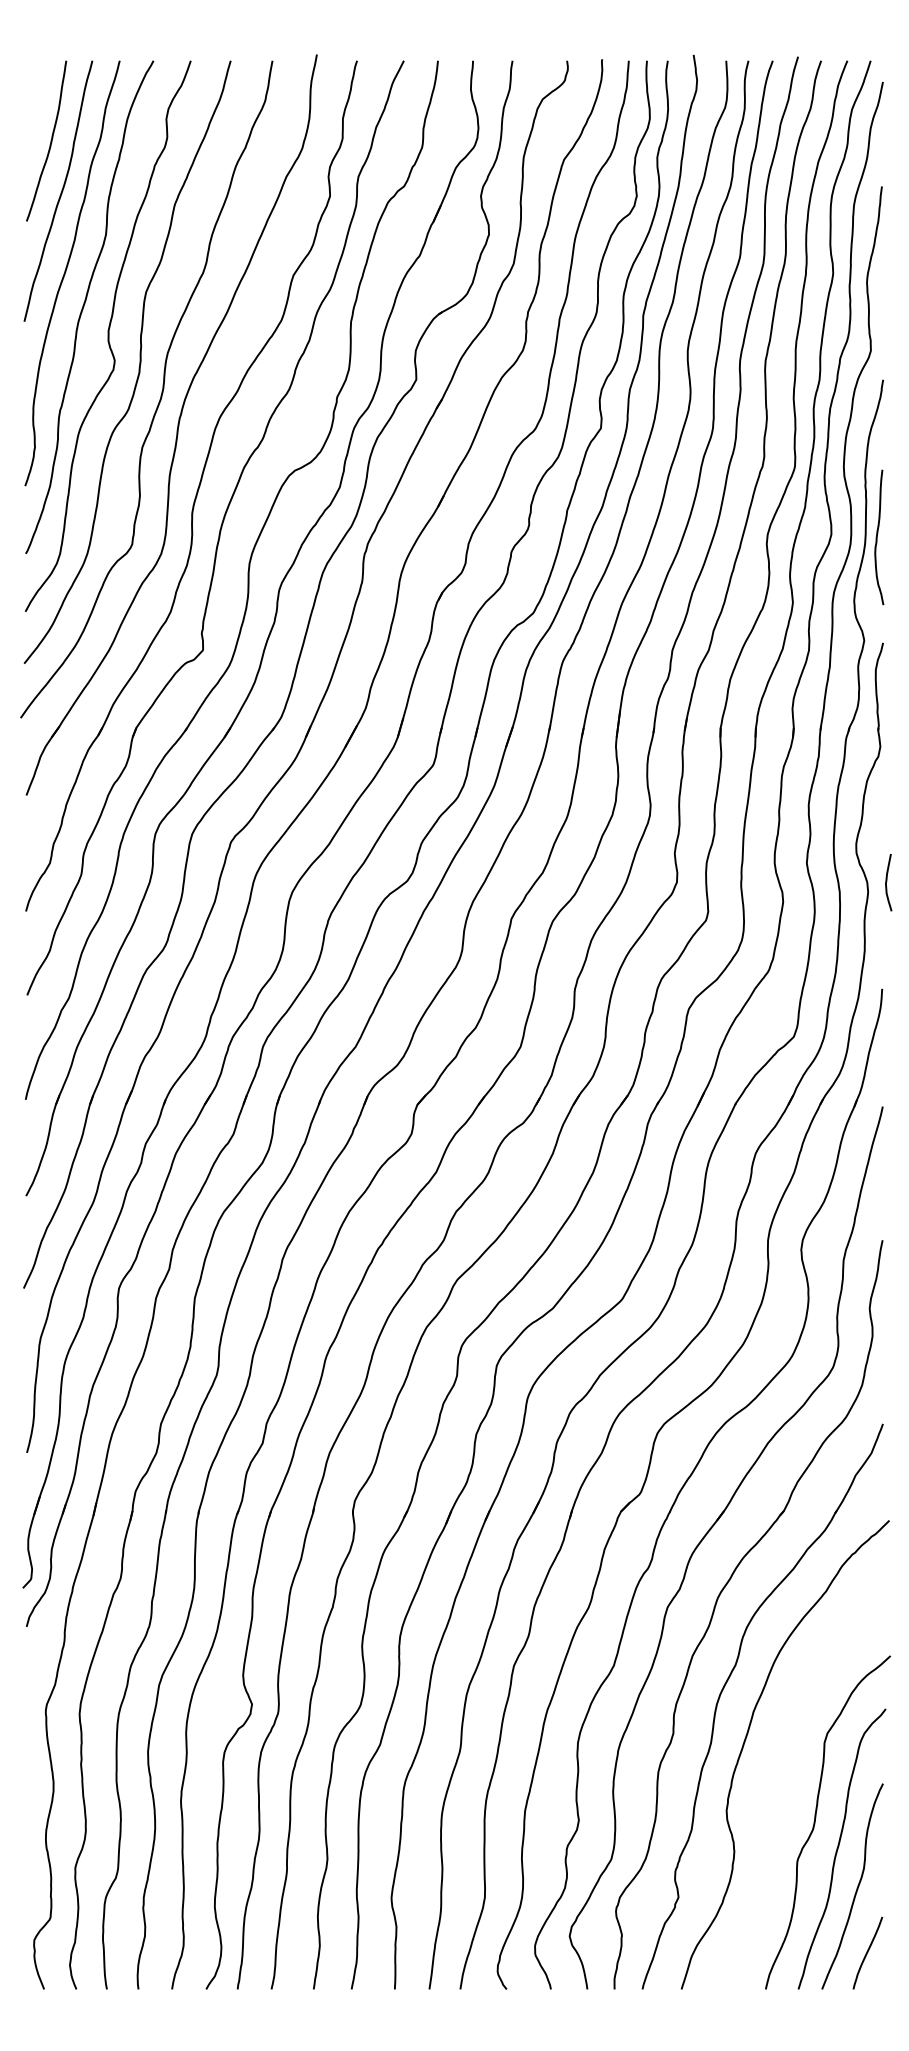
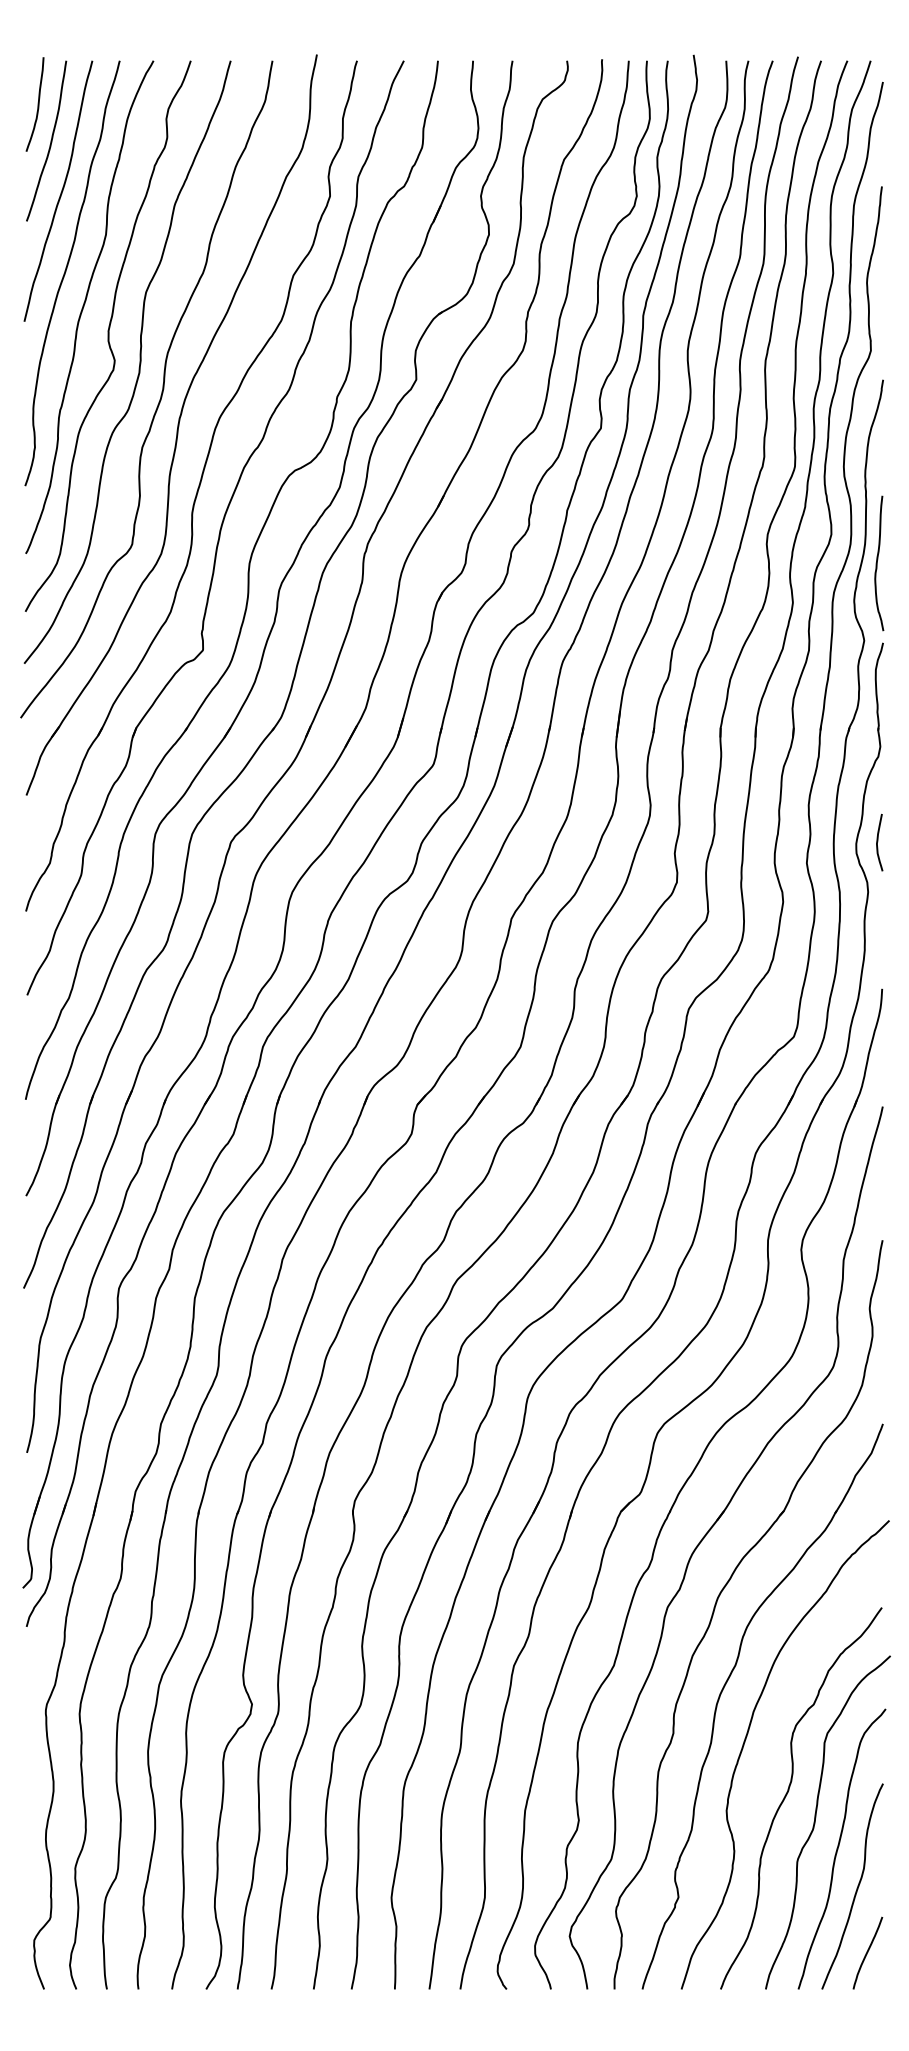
curve: none -> present (37, 104)
curve position: (877, 537) -> (877, 563) (877, 563)
curve position: (887, 881) -> (878, 841) (878, 841)
curve: none -> present (788, 1792)
